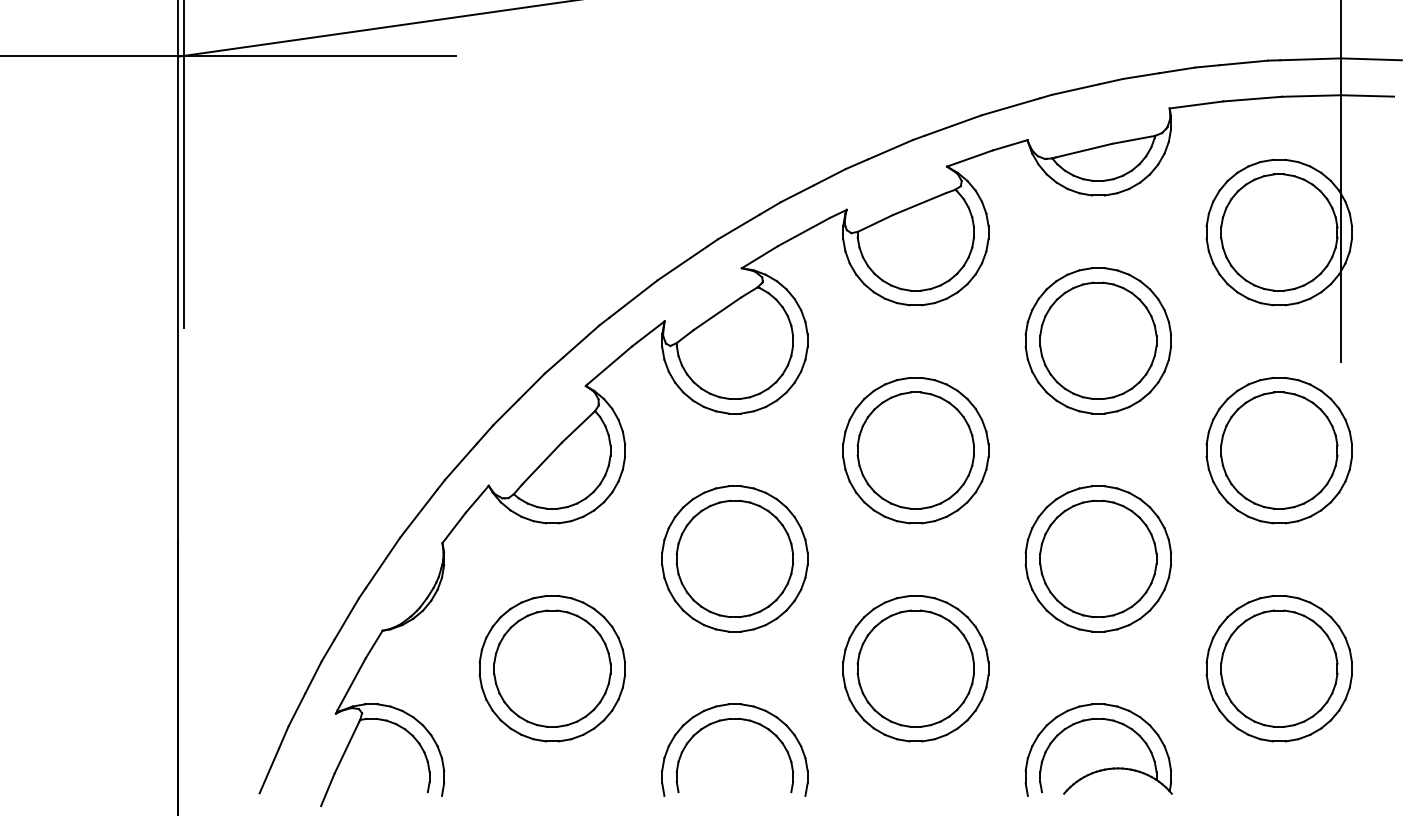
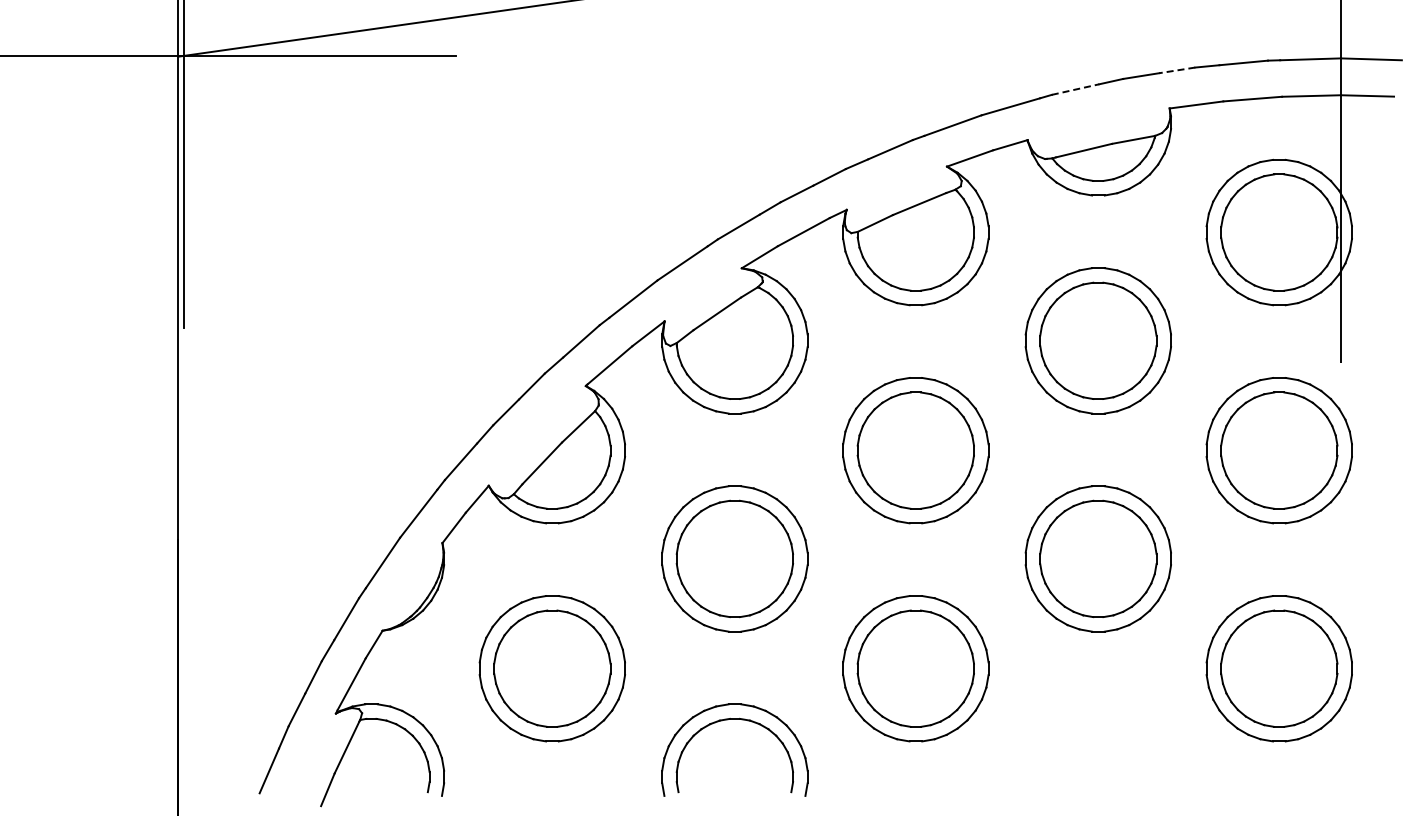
line: solid -> dashed (1176, 70)
line: solid -> dashed (1076, 89)
part: present -> none (1104, 768)
